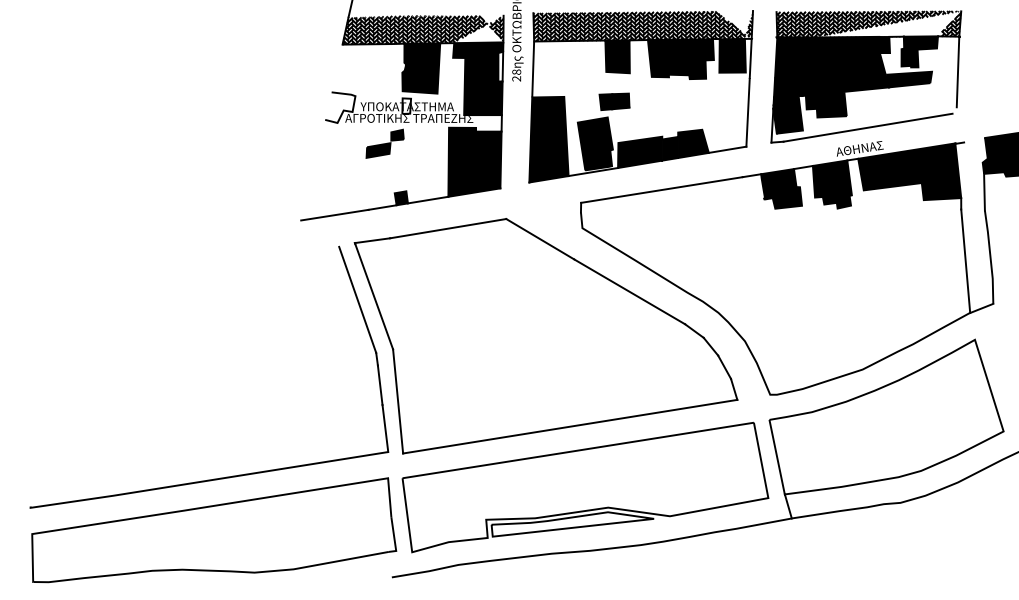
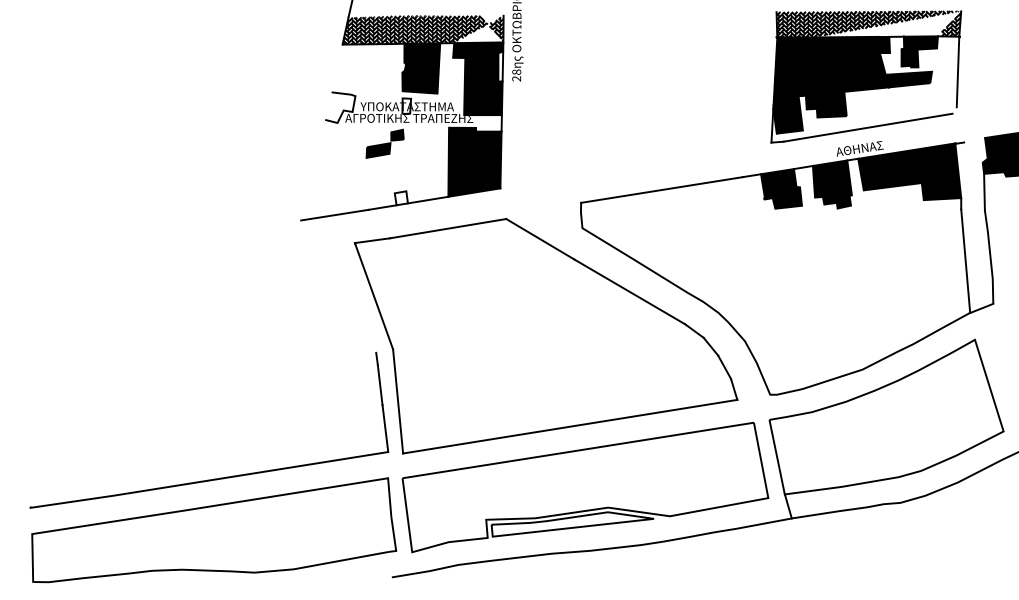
part: present -> none (640, 96)
fill: present -> none (400, 198)
line: present -> none (357, 299)
